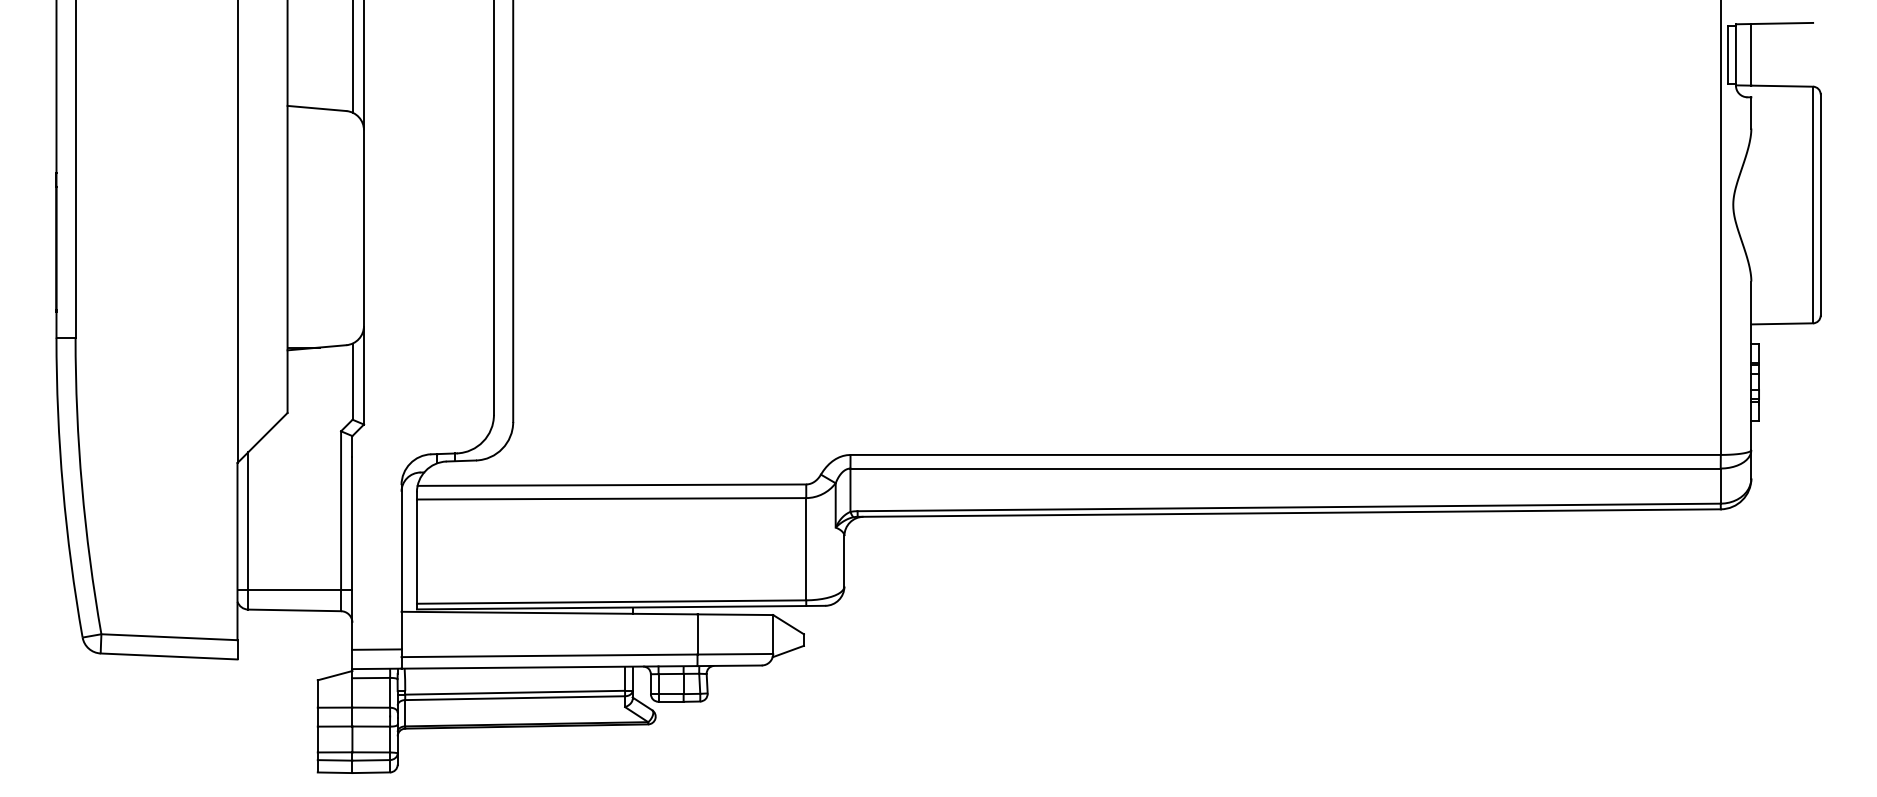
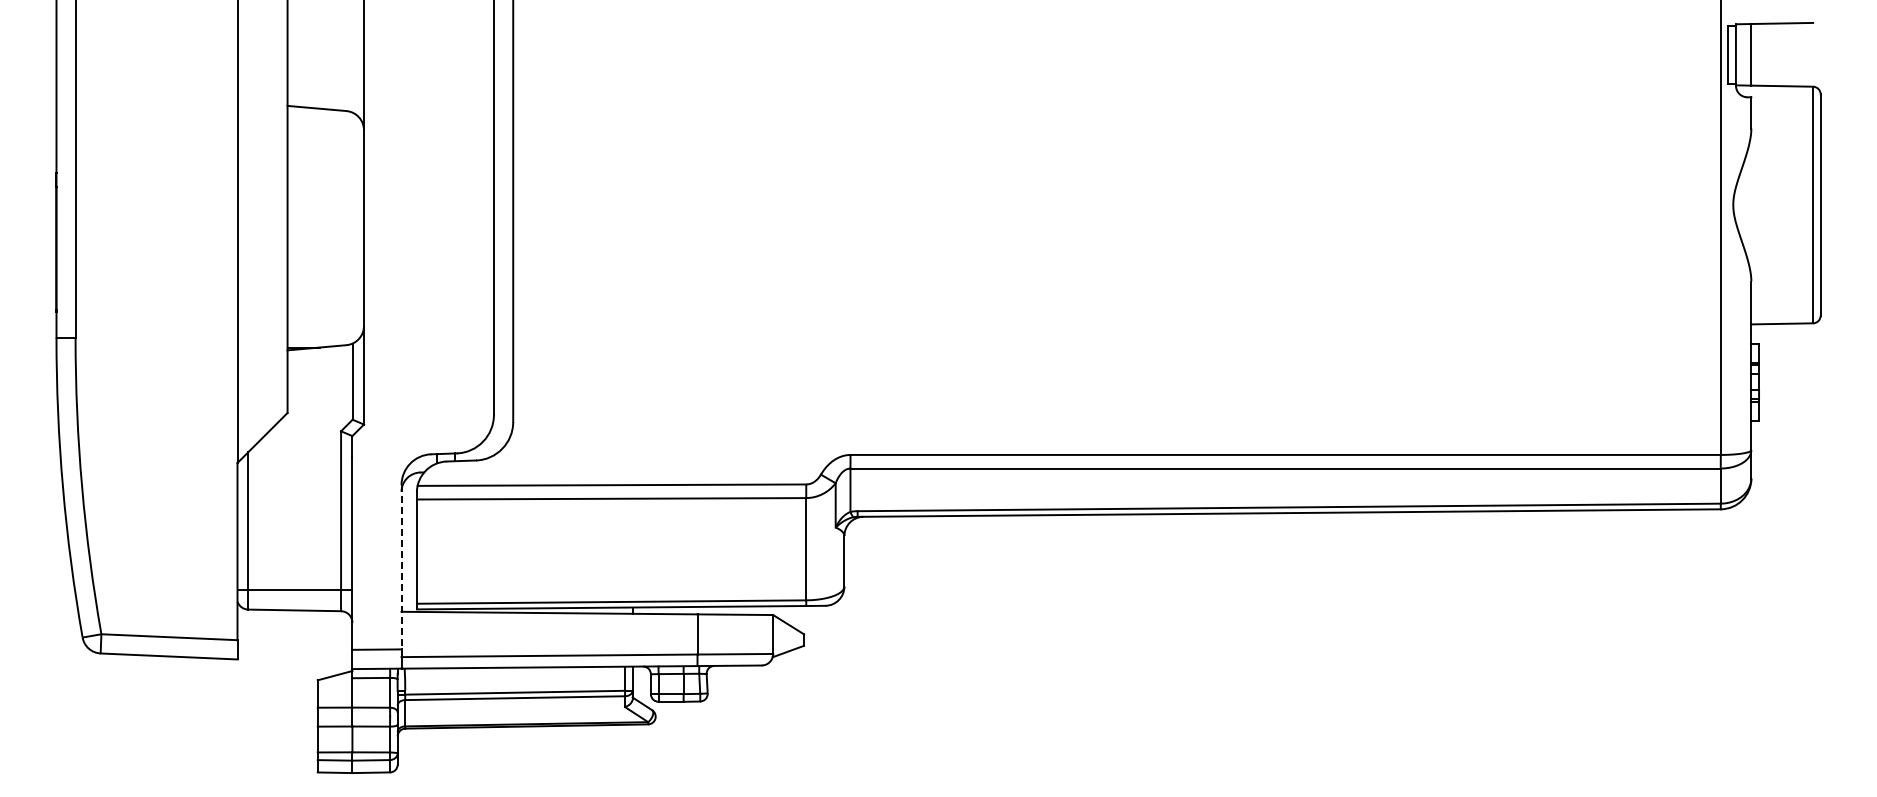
line: present -> none (352, 57)
line: solid -> dashed (401, 567)
